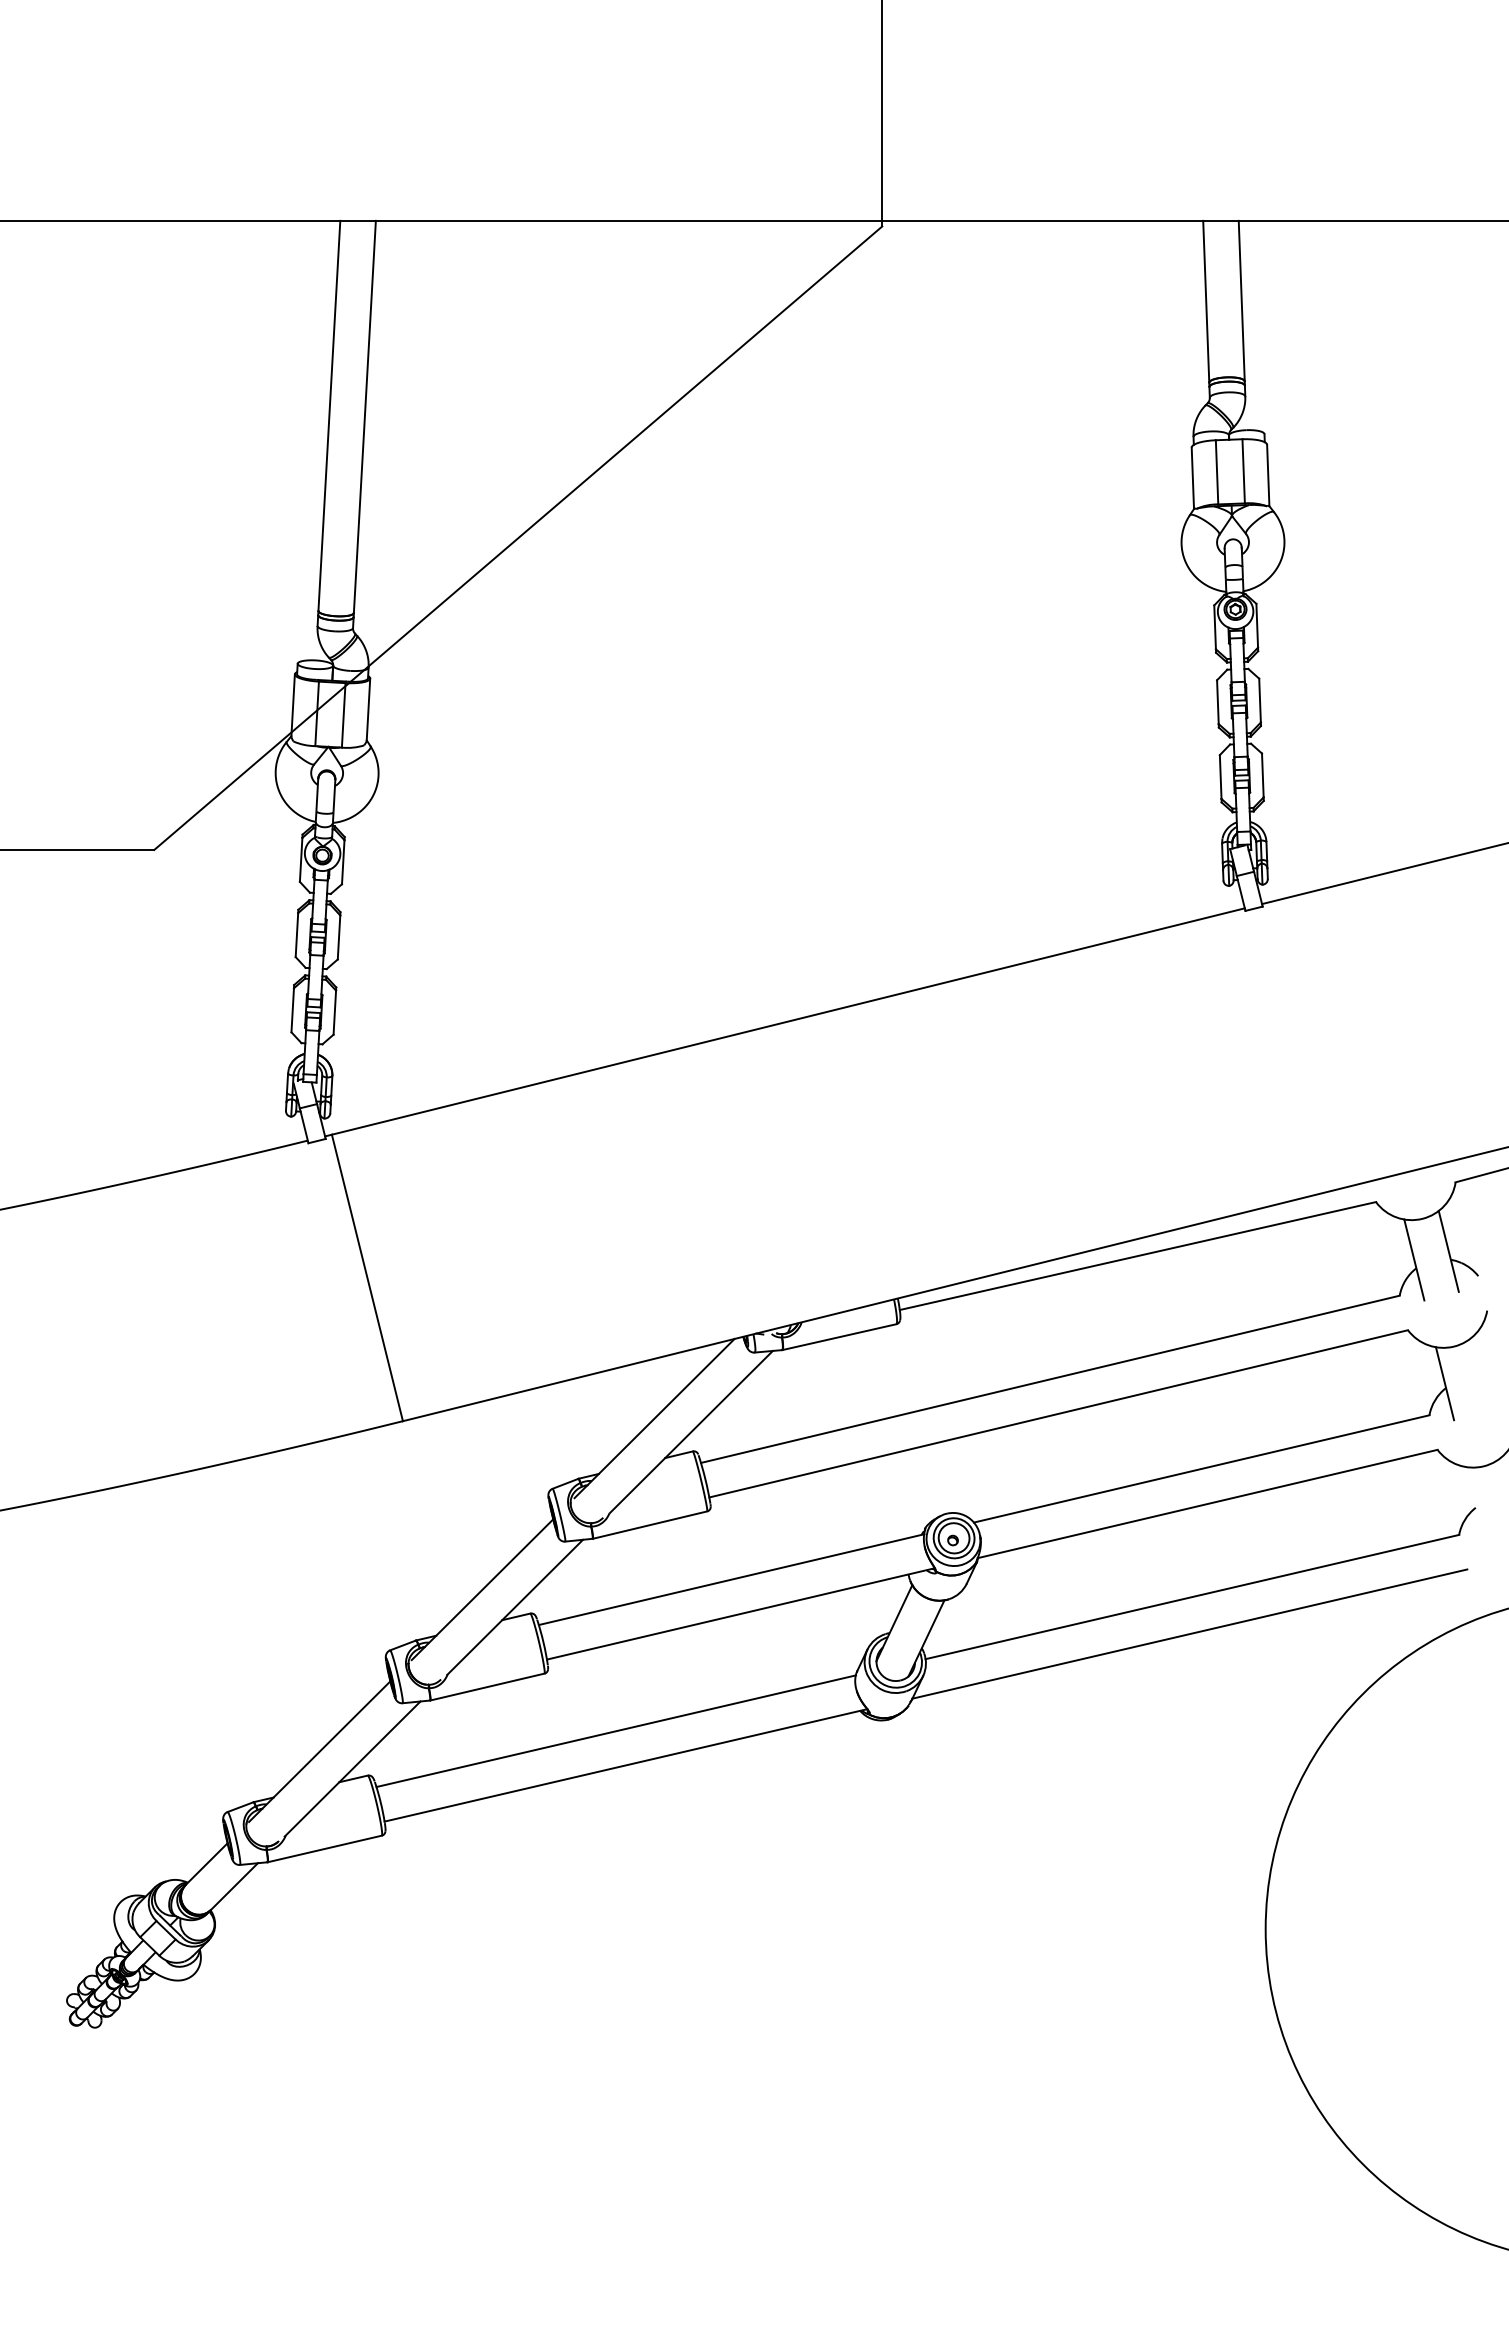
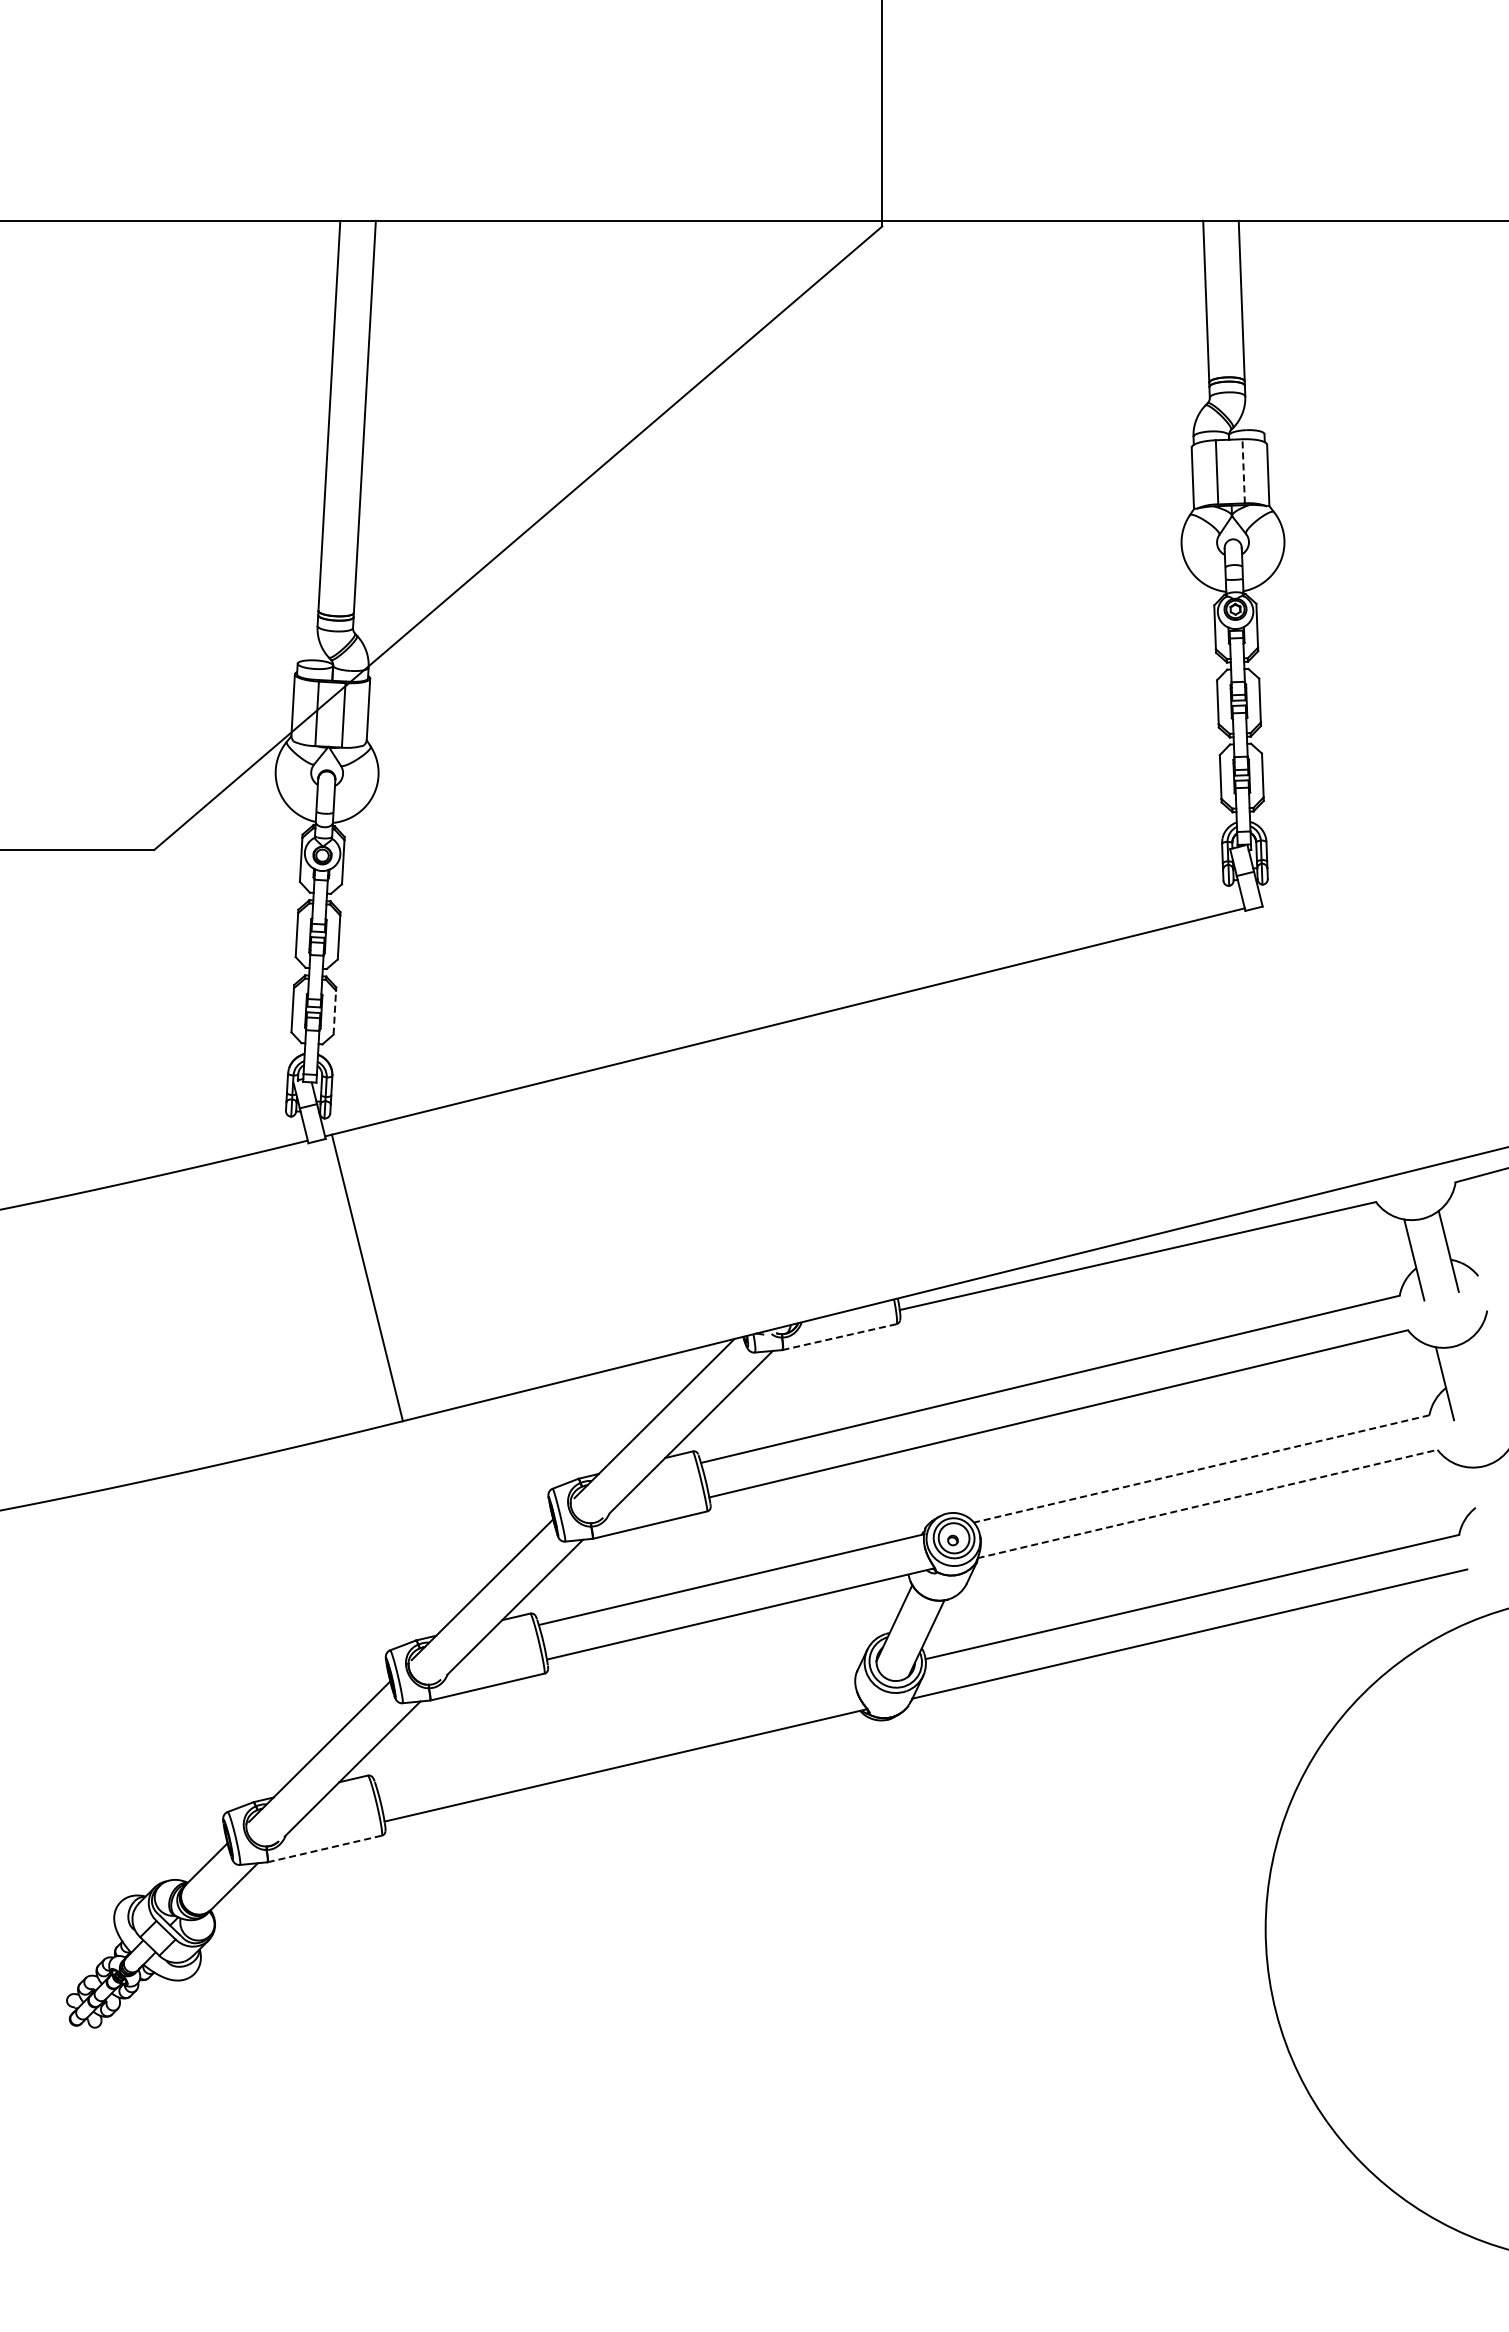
line: solid -> dashed (1243, 470)
line: present -> none (1383, 873)
line: solid -> dashed (334, 1012)
line: solid -> dashed (839, 1337)
line: solid -> dashed (1201, 1469)
line: solid -> dashed (1208, 1503)
line: present -> none (616, 1731)
line: solid -> dashed (324, 1848)
